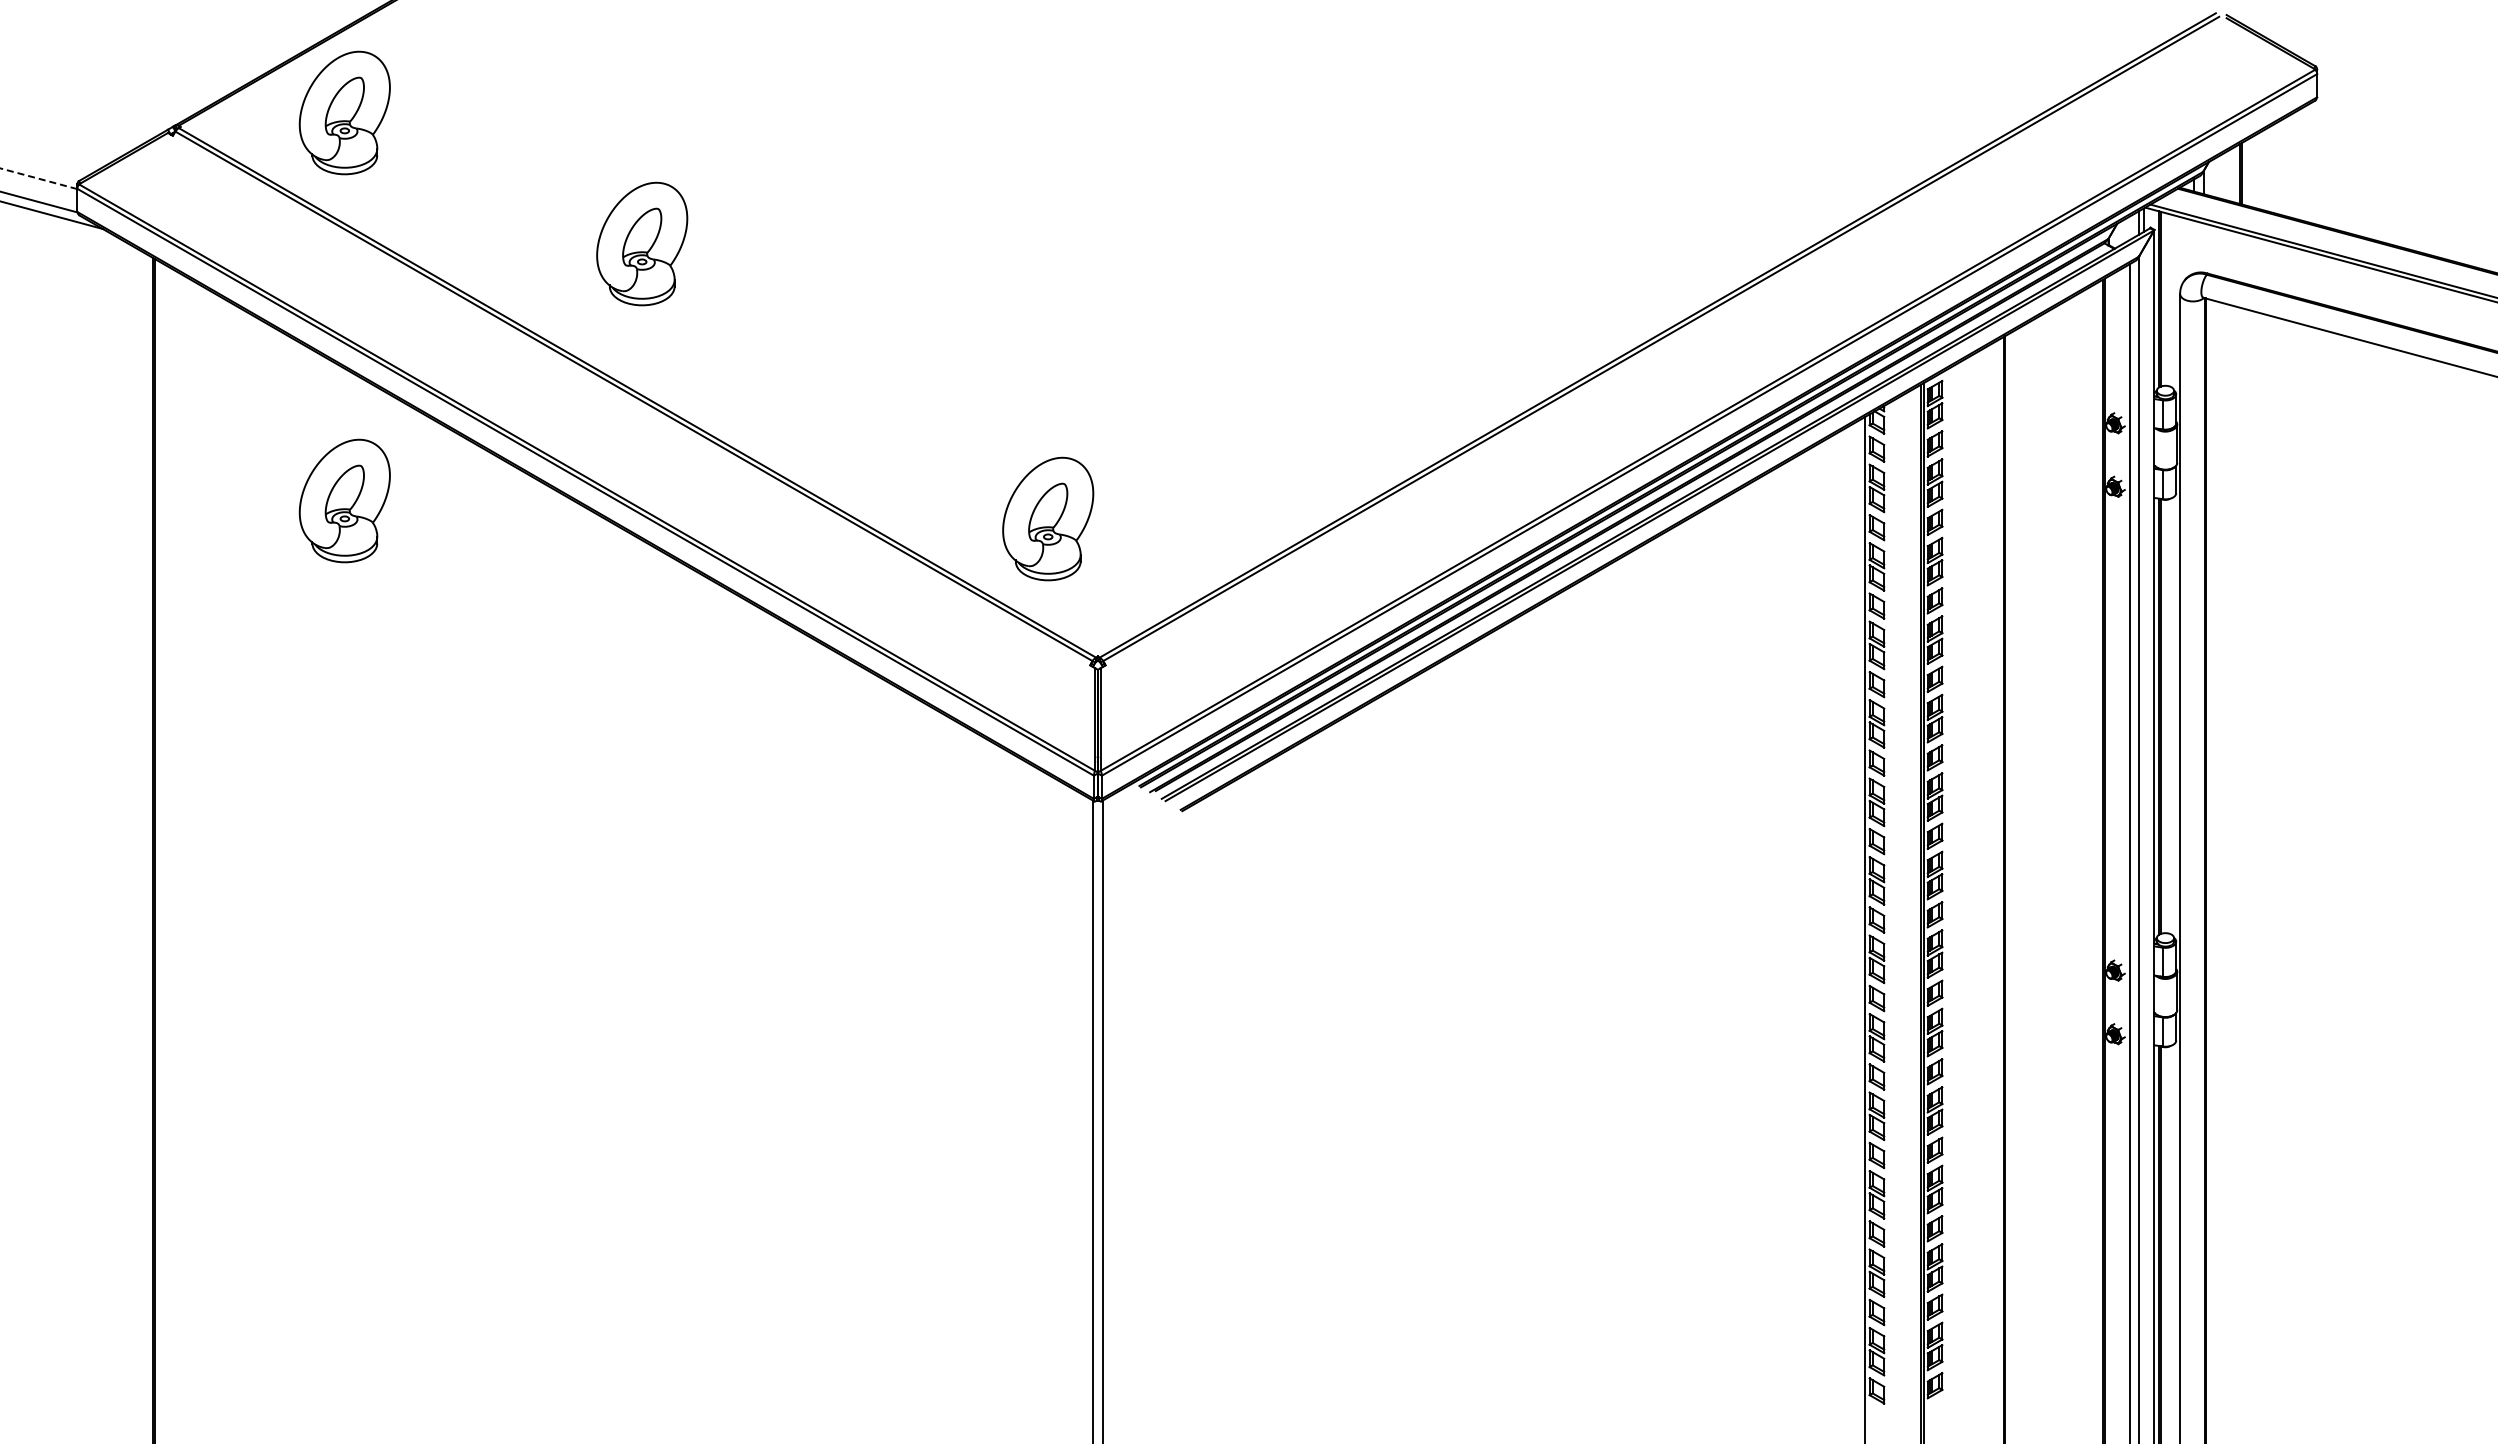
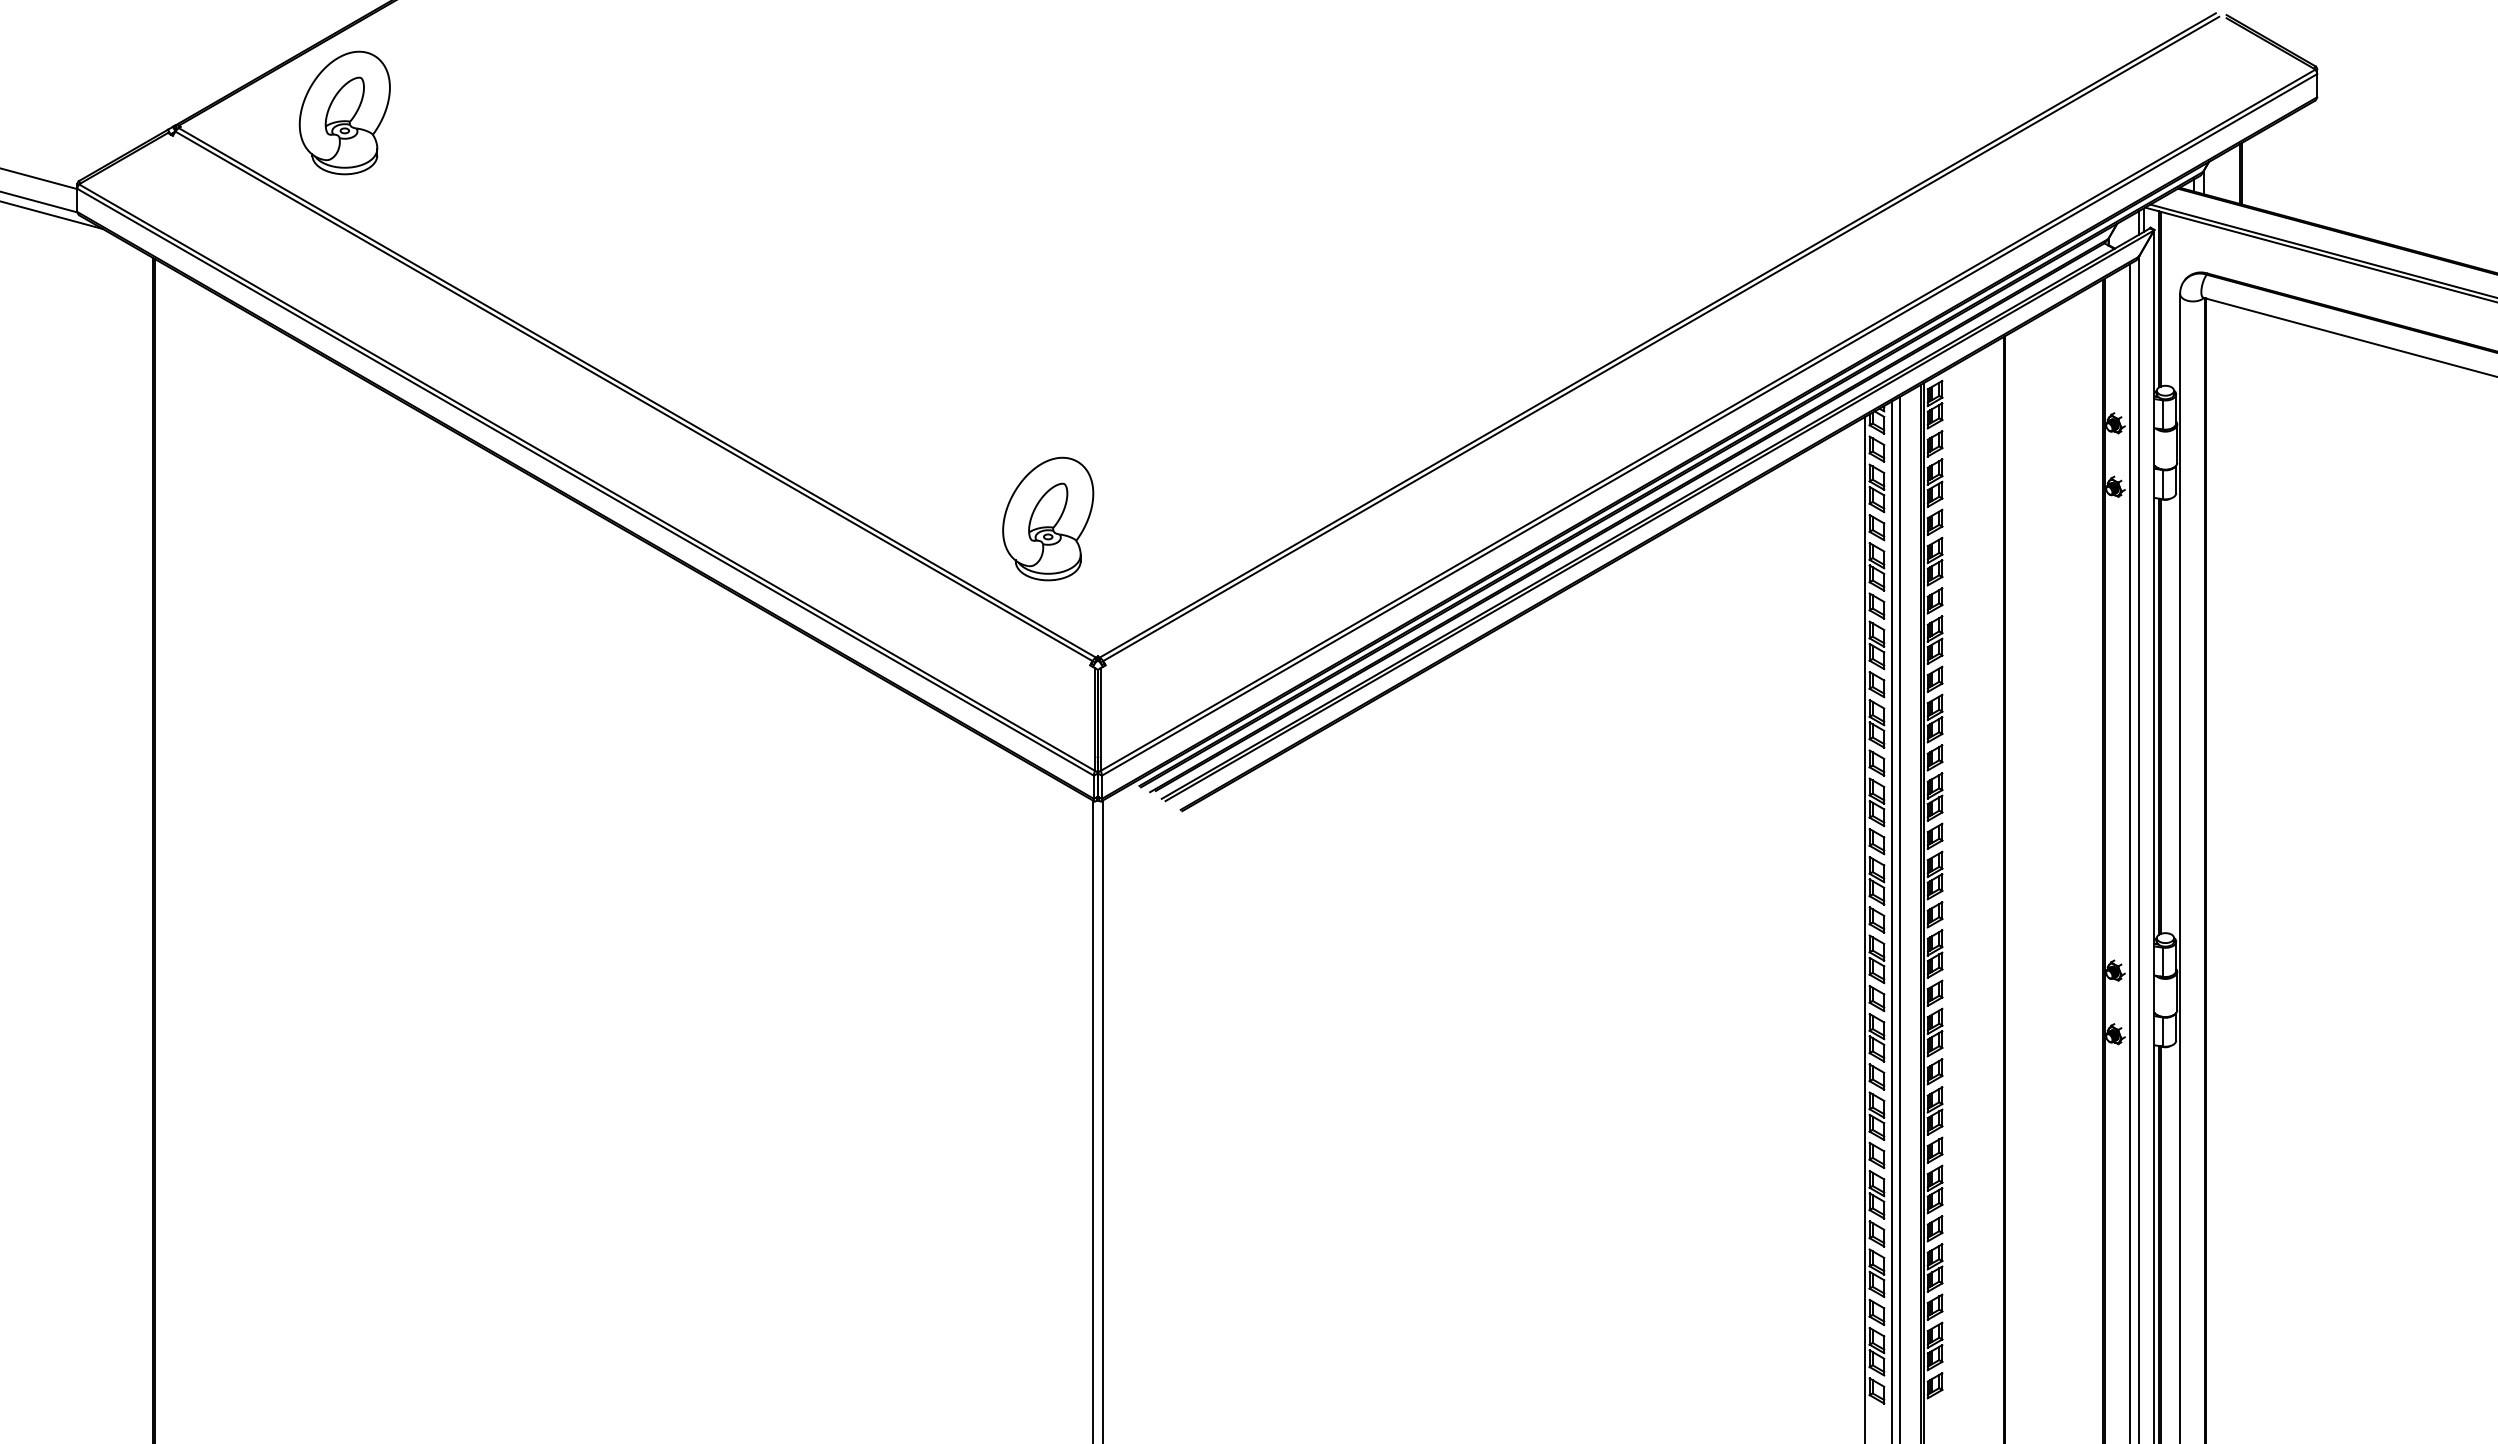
line: dashed -> solid (38, 178)
part: present -> none (642, 243)
part: present -> none (344, 500)
line: none -> present (1900, 918)
line: none -> present (1892, 920)
